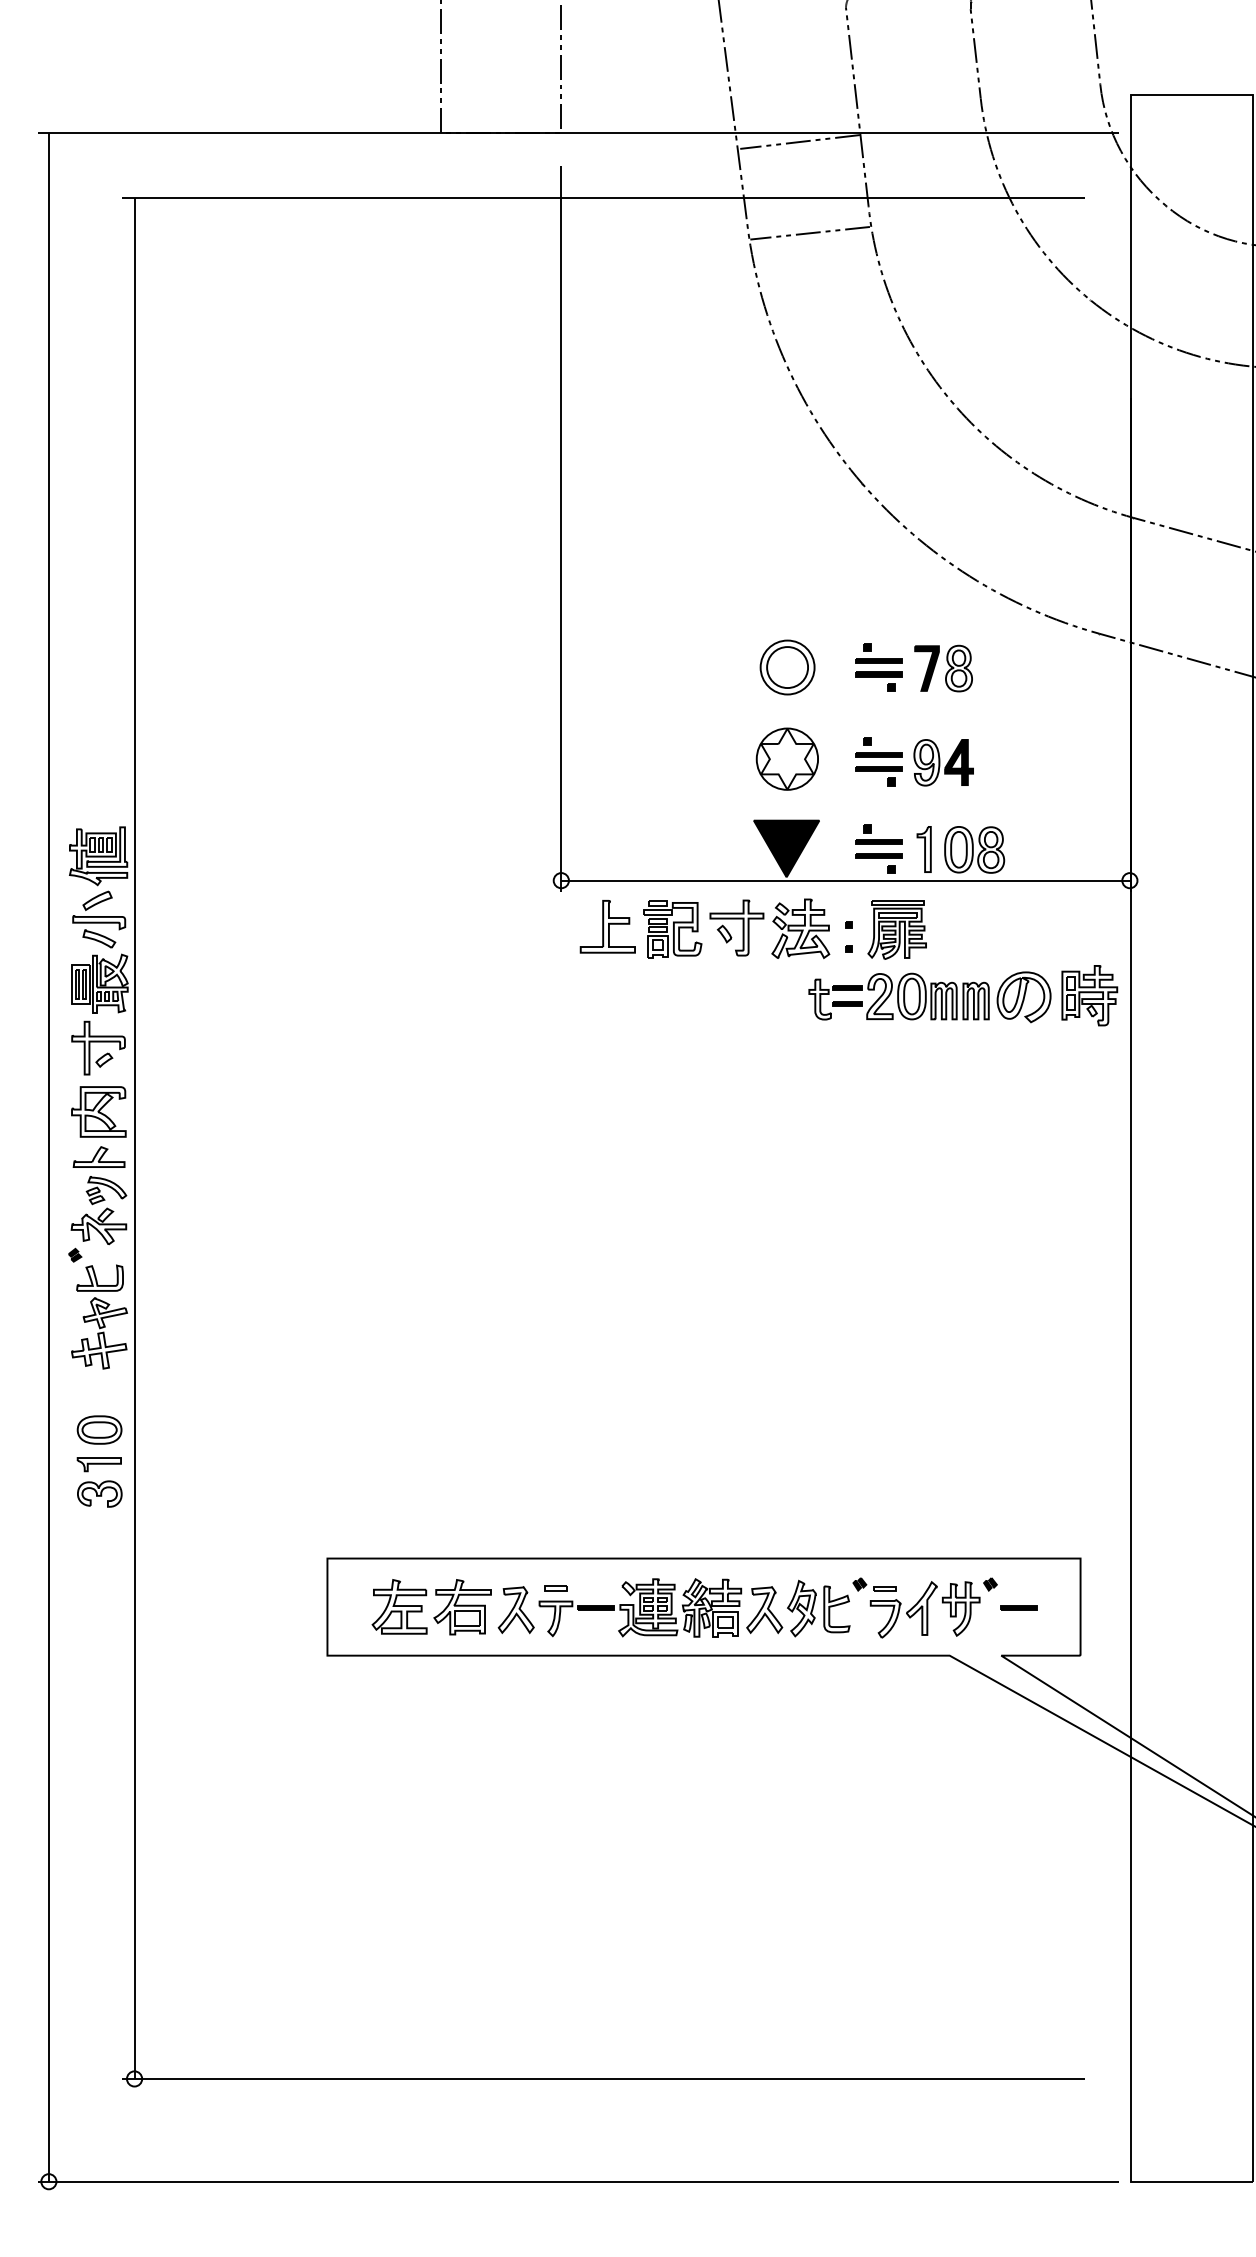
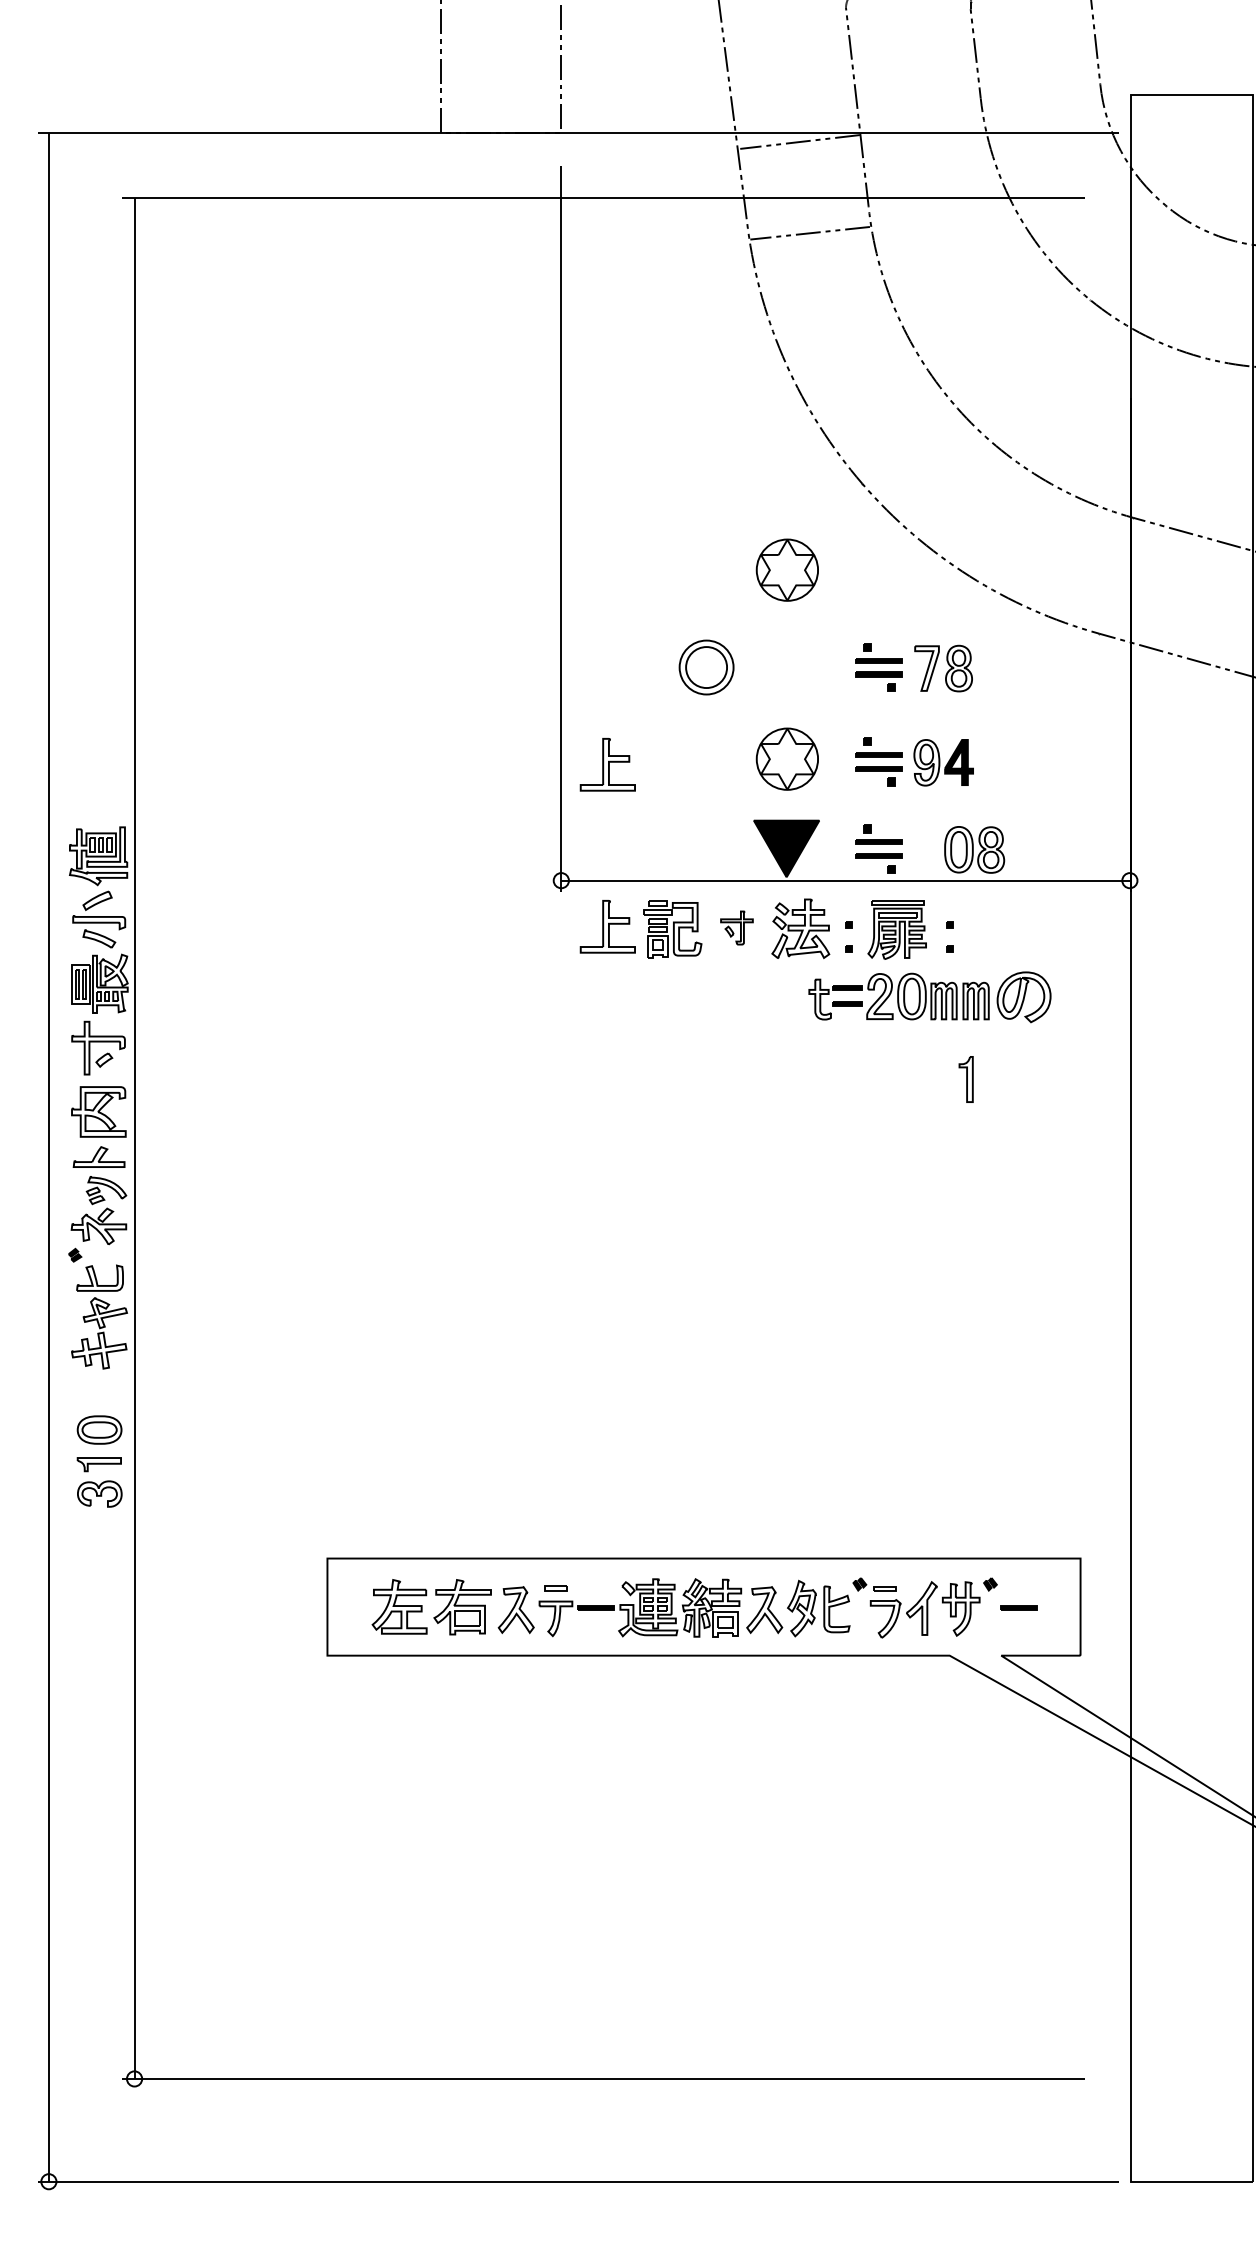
part: none -> present (786, 569)
part position: (787, 667) -> (706, 667) (706, 667)
fill: present -> none (926, 668)
part: none -> present (607, 764)
part position: (923, 849) -> (965, 1079) (965, 1079)
part size: 56x58 px -> 34x36 px (736, 927)
part: none -> present (949, 928)
part: present -> none (1089, 995)
